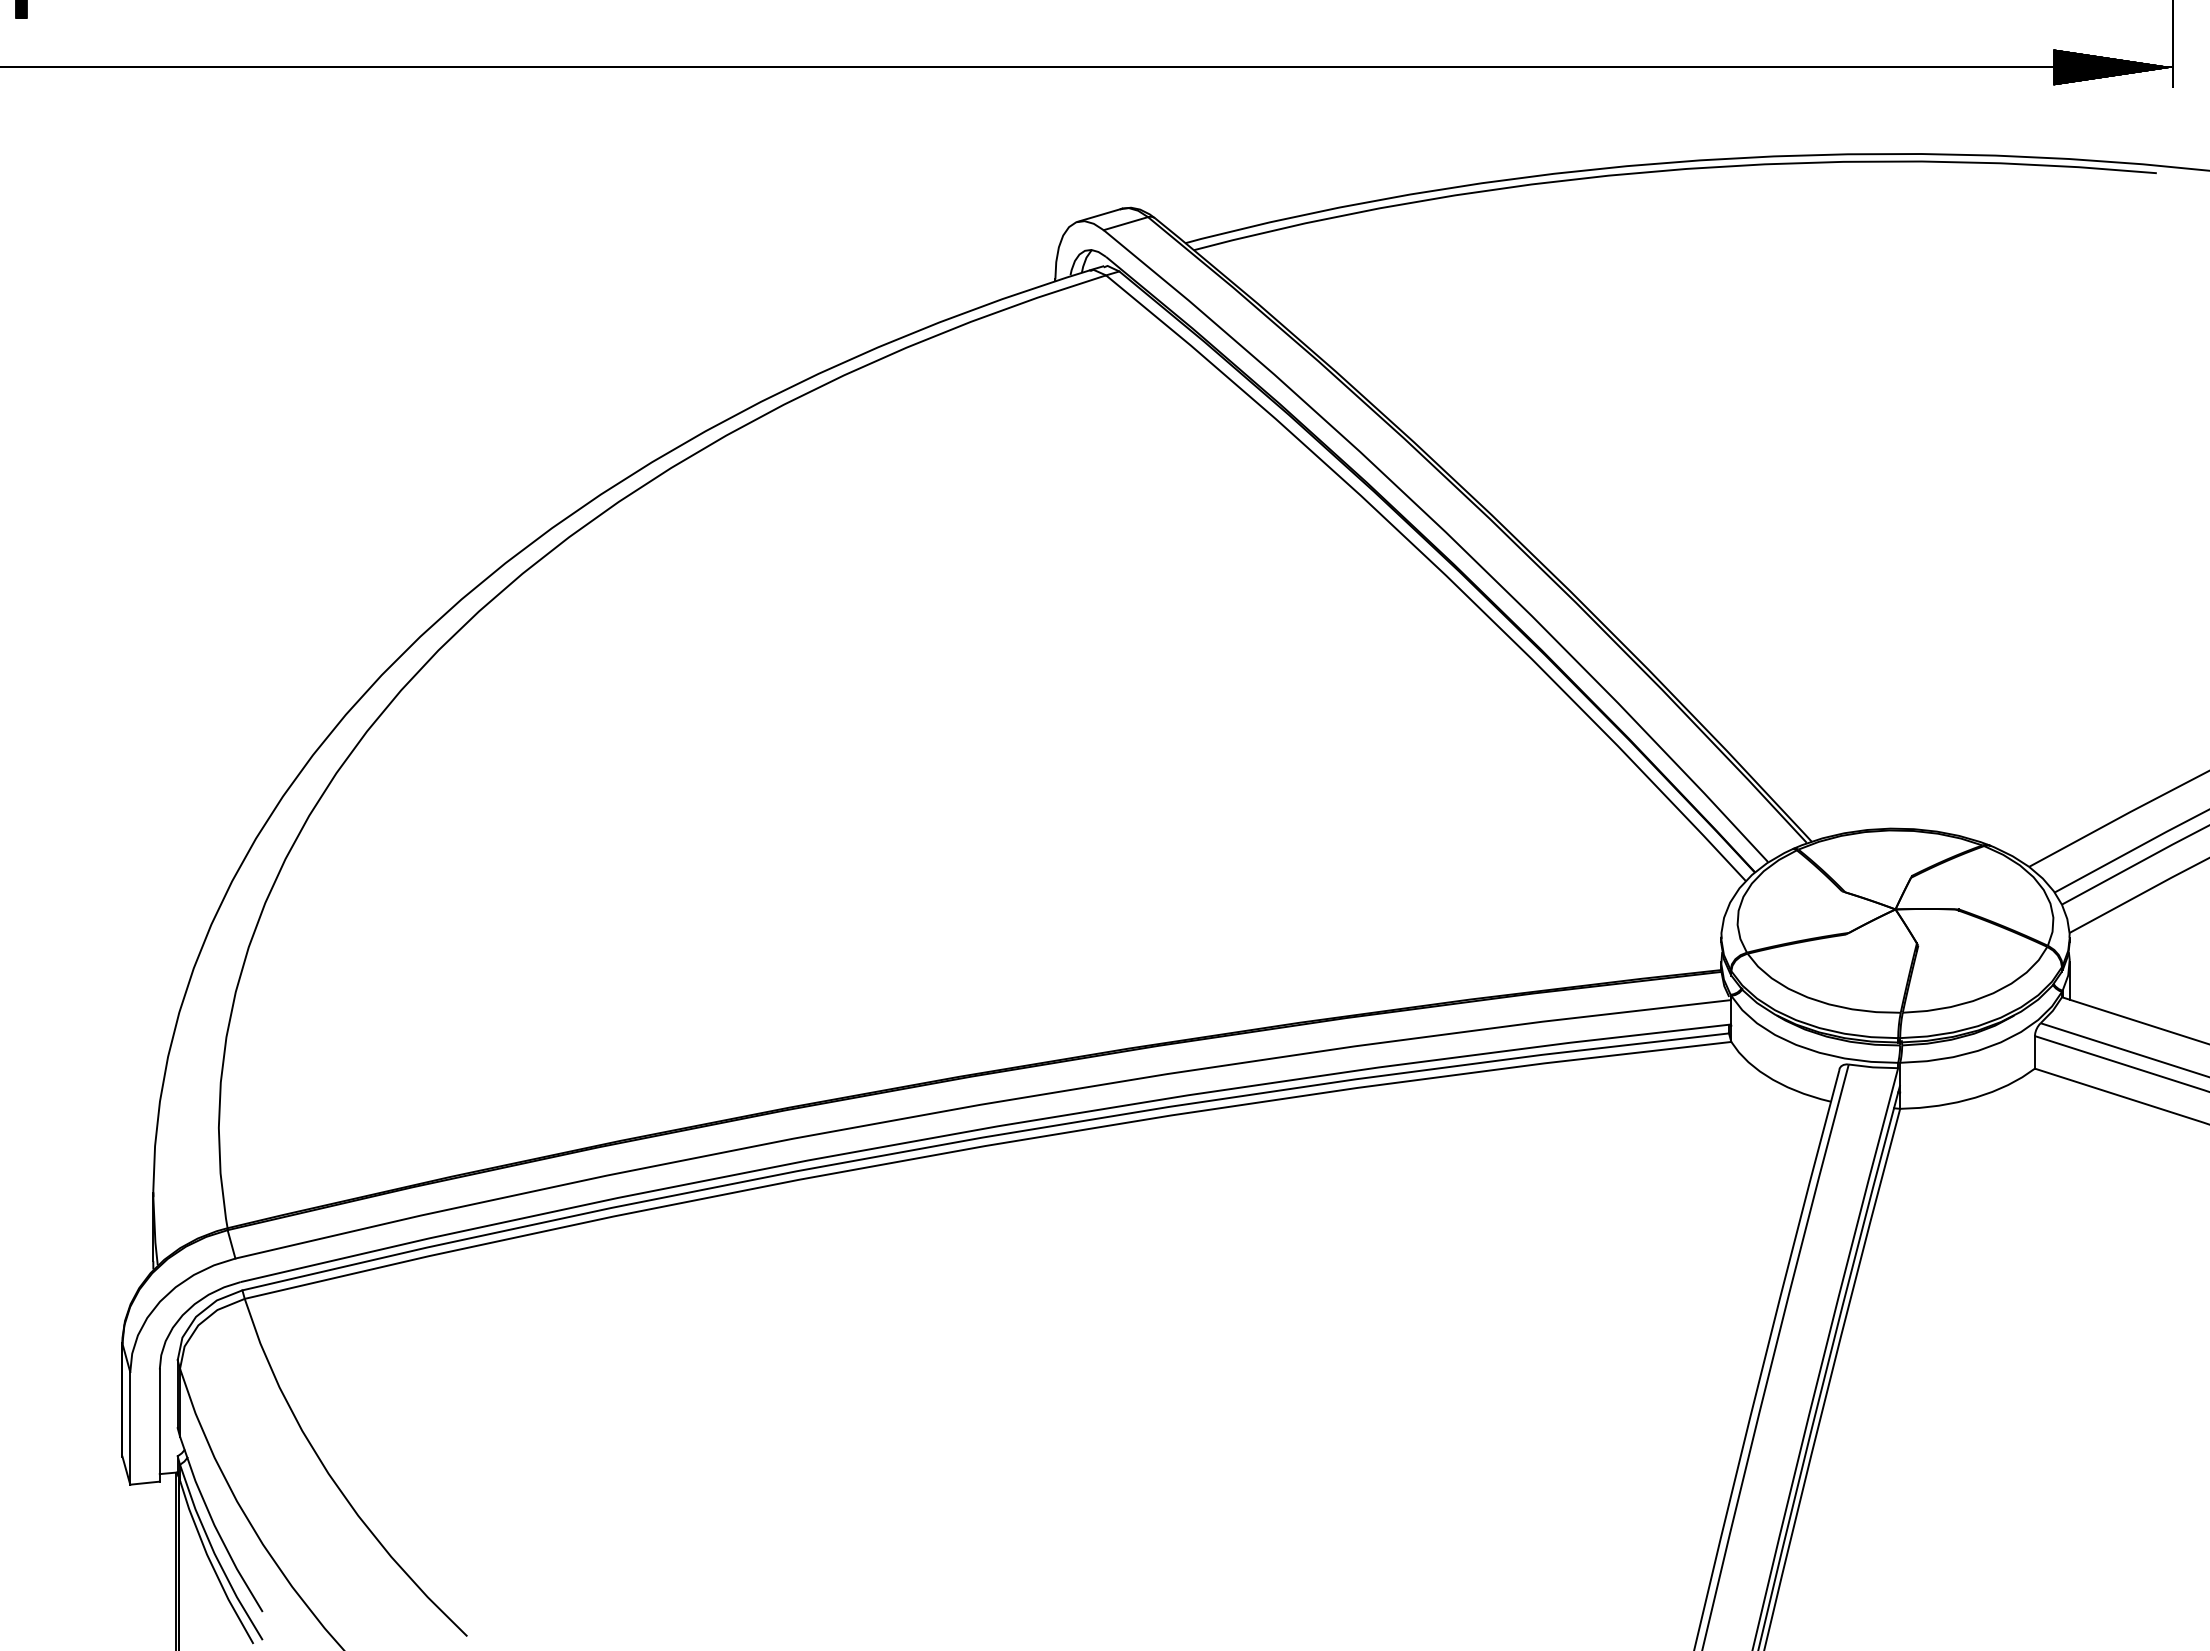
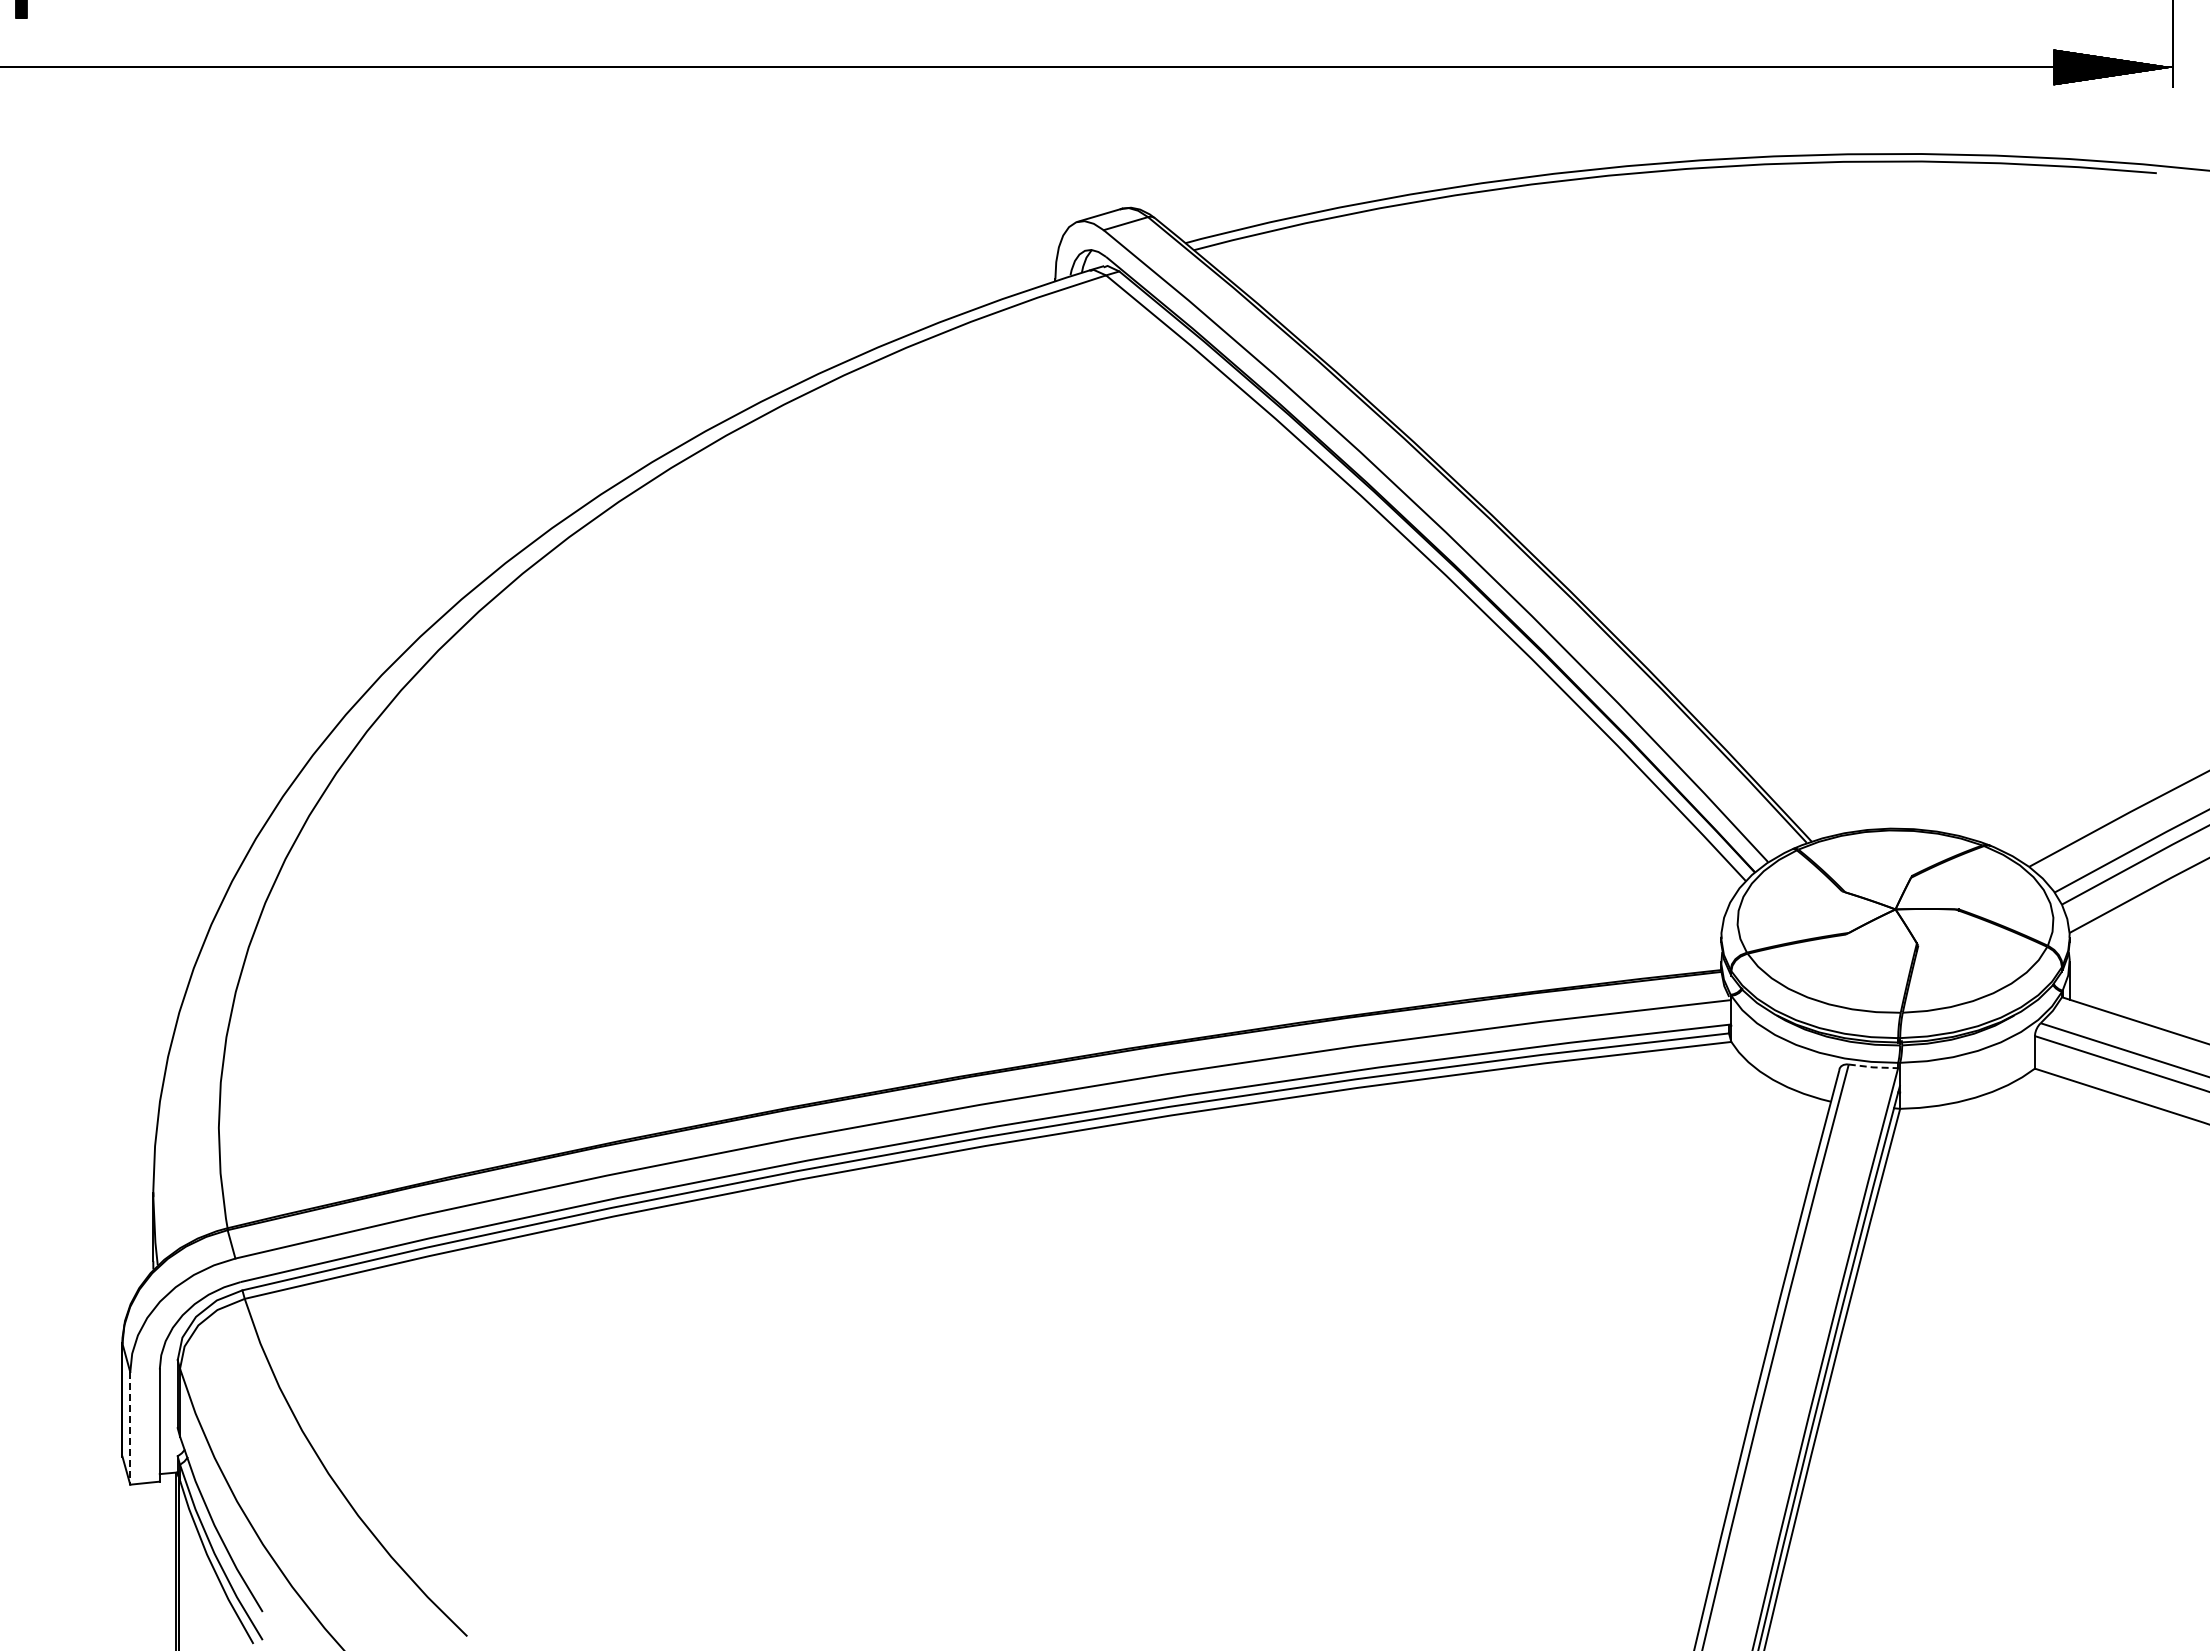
line: solid -> dashed (1872, 1067)
line: solid -> dashed (130, 1428)
